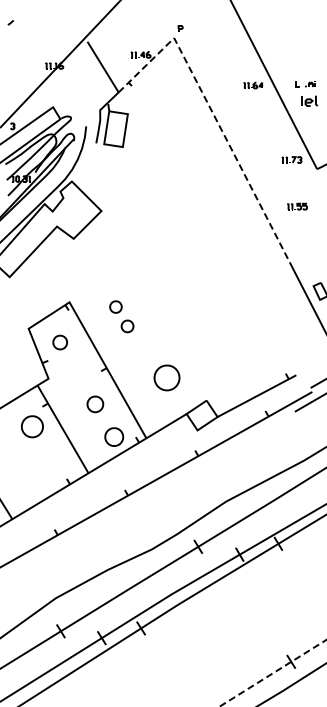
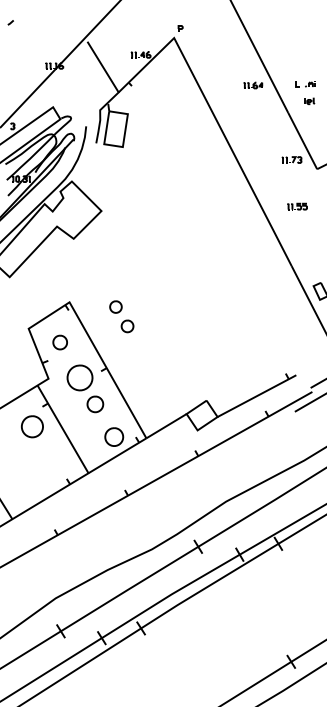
part size: 17x12 px -> 12x8 px (309, 100)
line: dashed -> solid (215, 118)
part position: (166, 377) -> (79, 377) (79, 377)
line: dashed -> solid (273, 672)
